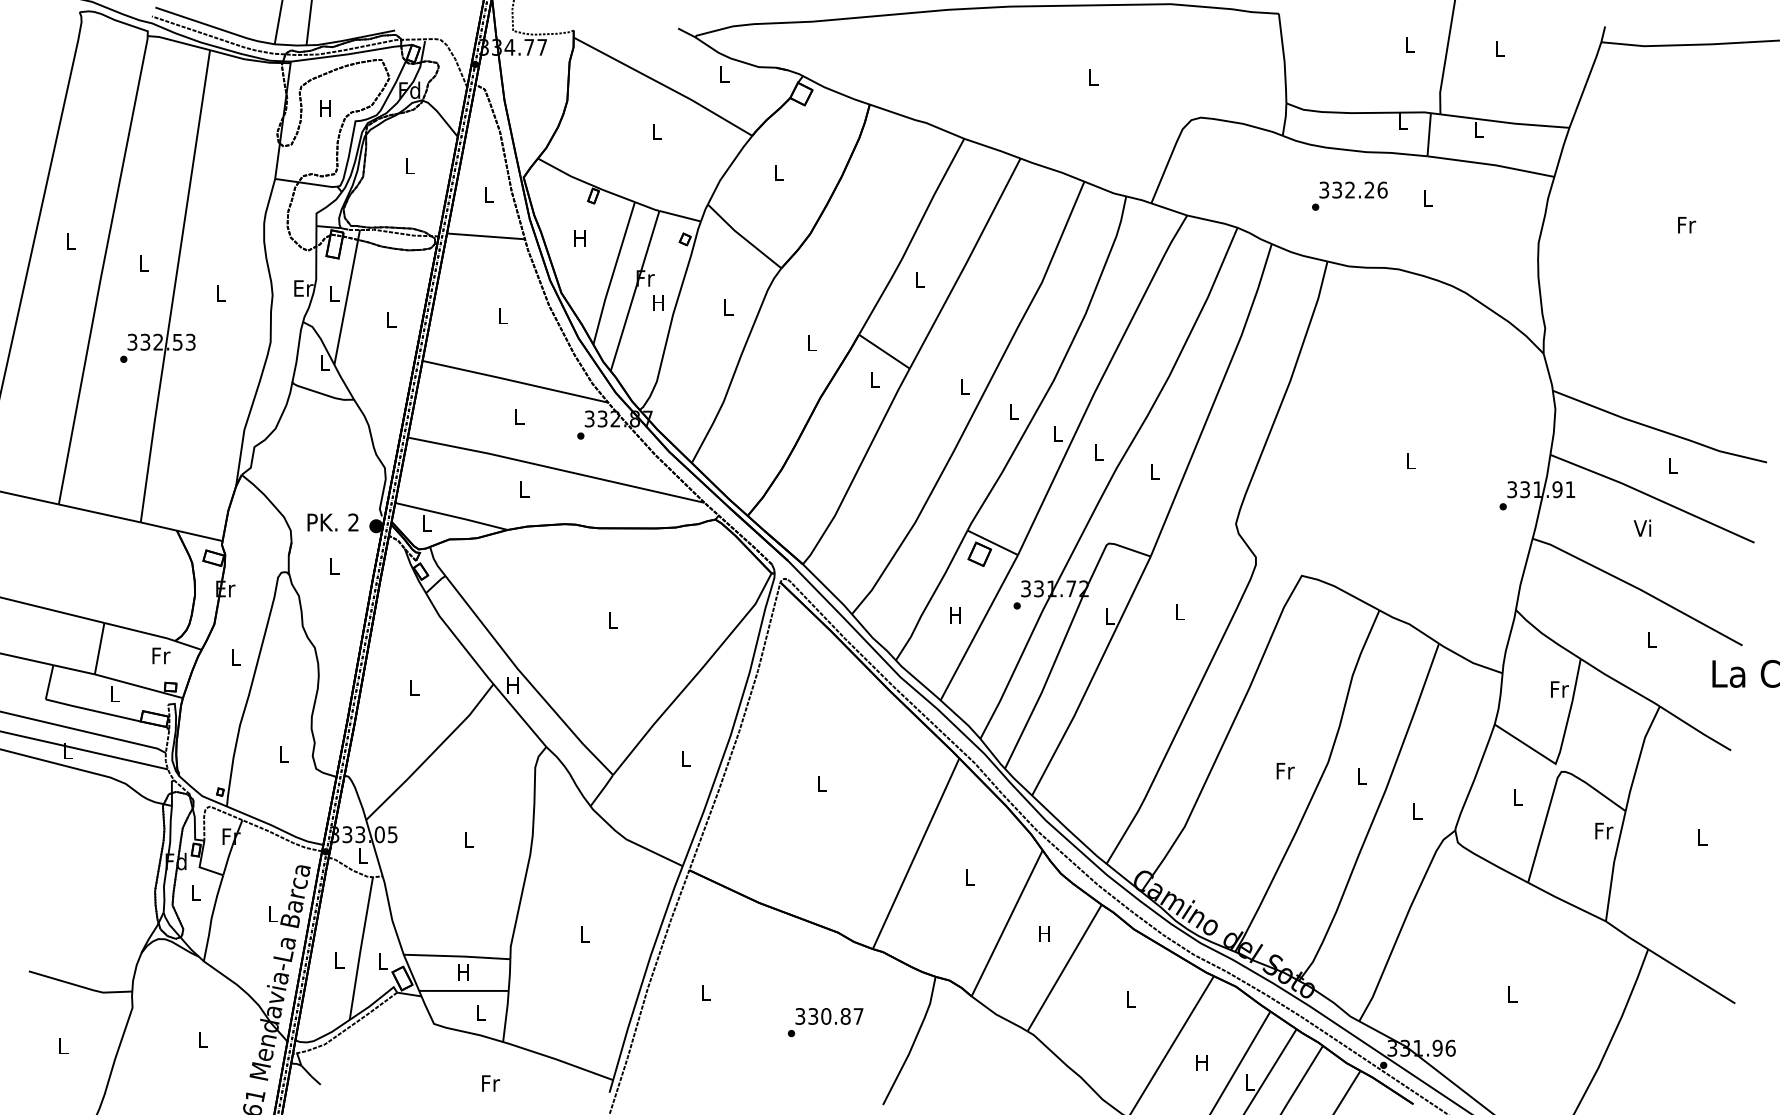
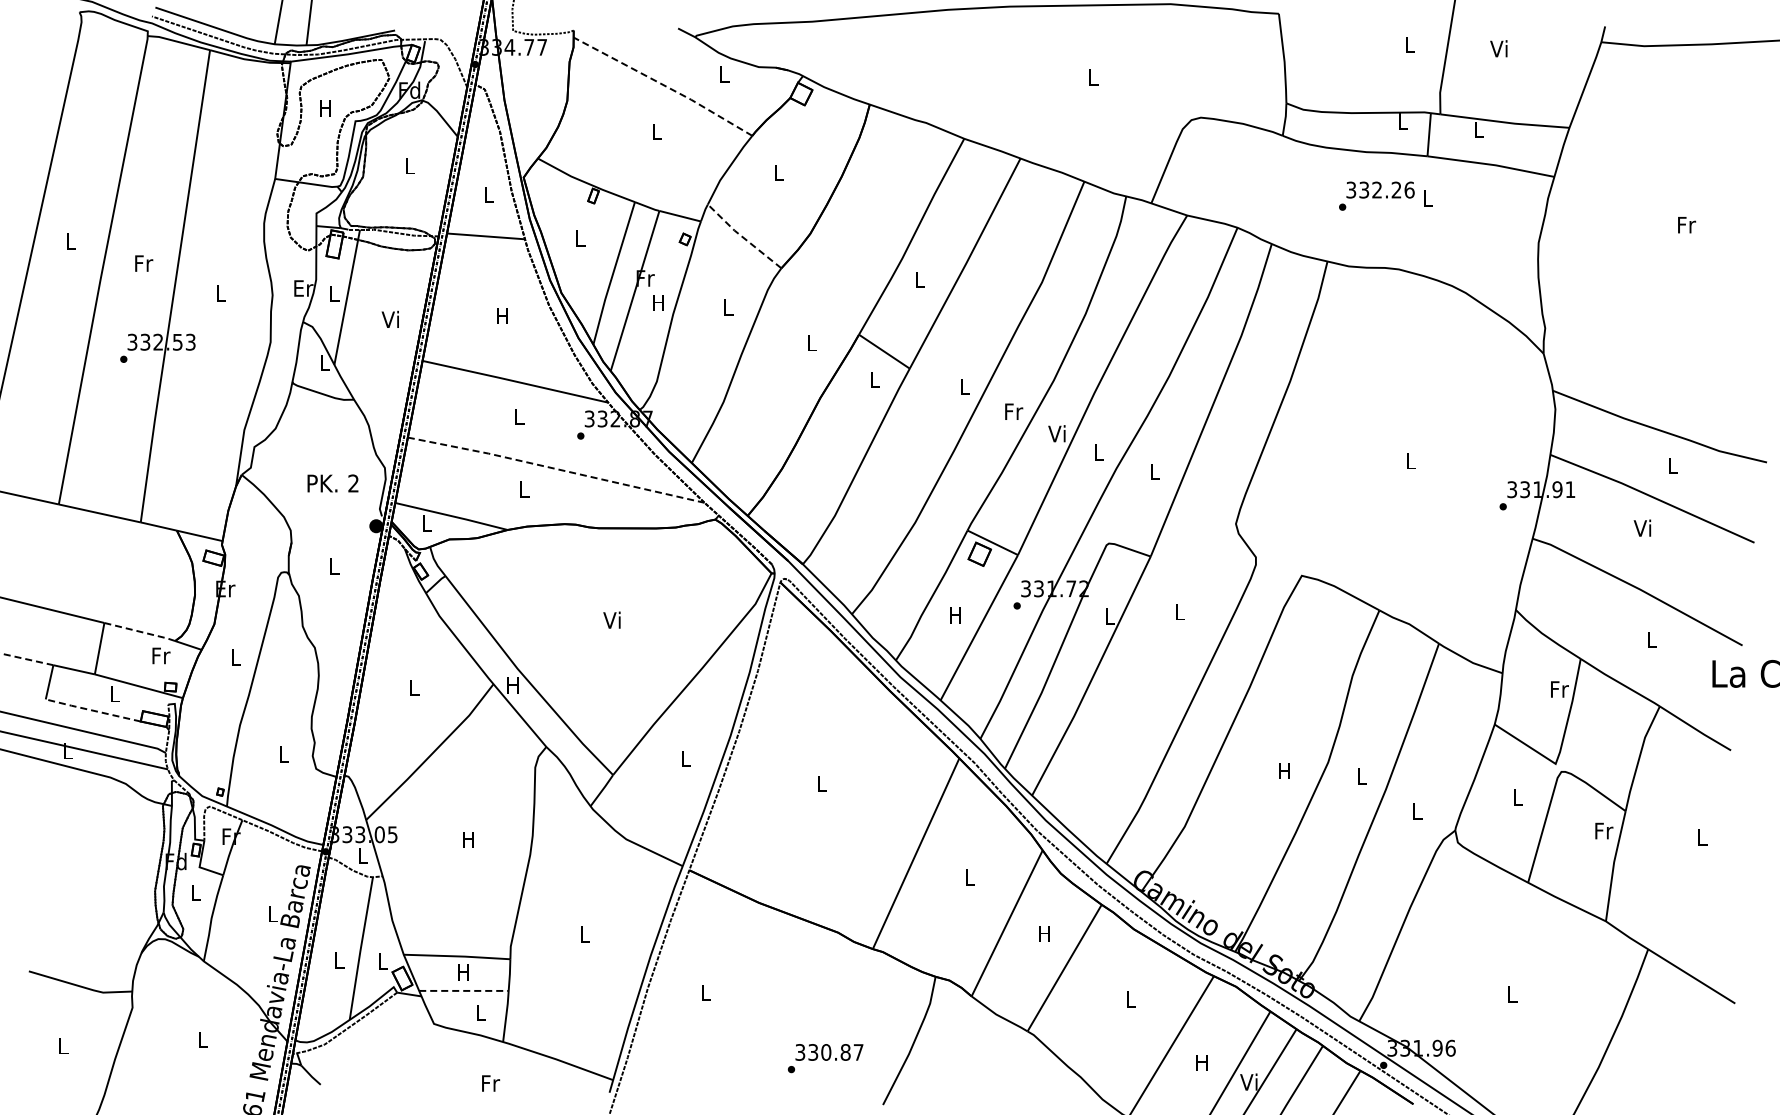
text: L -> Vi (1498, 48)
line: solid -> dashed (664, 85)
text position: (1349, 195) -> (1376, 195) (1376, 195)
line: solid -> dashed (743, 237)
text: H -> L (579, 238)
text: L -> Fr (144, 263)
text: L -> H (502, 315)
text: L -> Vi (389, 318)
text: L -> Fr (1014, 411)
text: L -> Vi (1056, 433)
line: solid -> dashed (555, 468)
text position: (332, 522) -> (332, 483) (332, 483)
text: L -> Vi (611, 619)
line: solid -> dashed (141, 631)
line: solid -> dashed (27, 659)
line: solid -> dashed (92, 710)
text: Fr -> H (1285, 770)
text: L -> H (468, 839)
line: solid -> dashed (463, 990)
text position: (825, 1022) -> (825, 1058) (825, 1058)
text: L -> Vi (1248, 1081)
